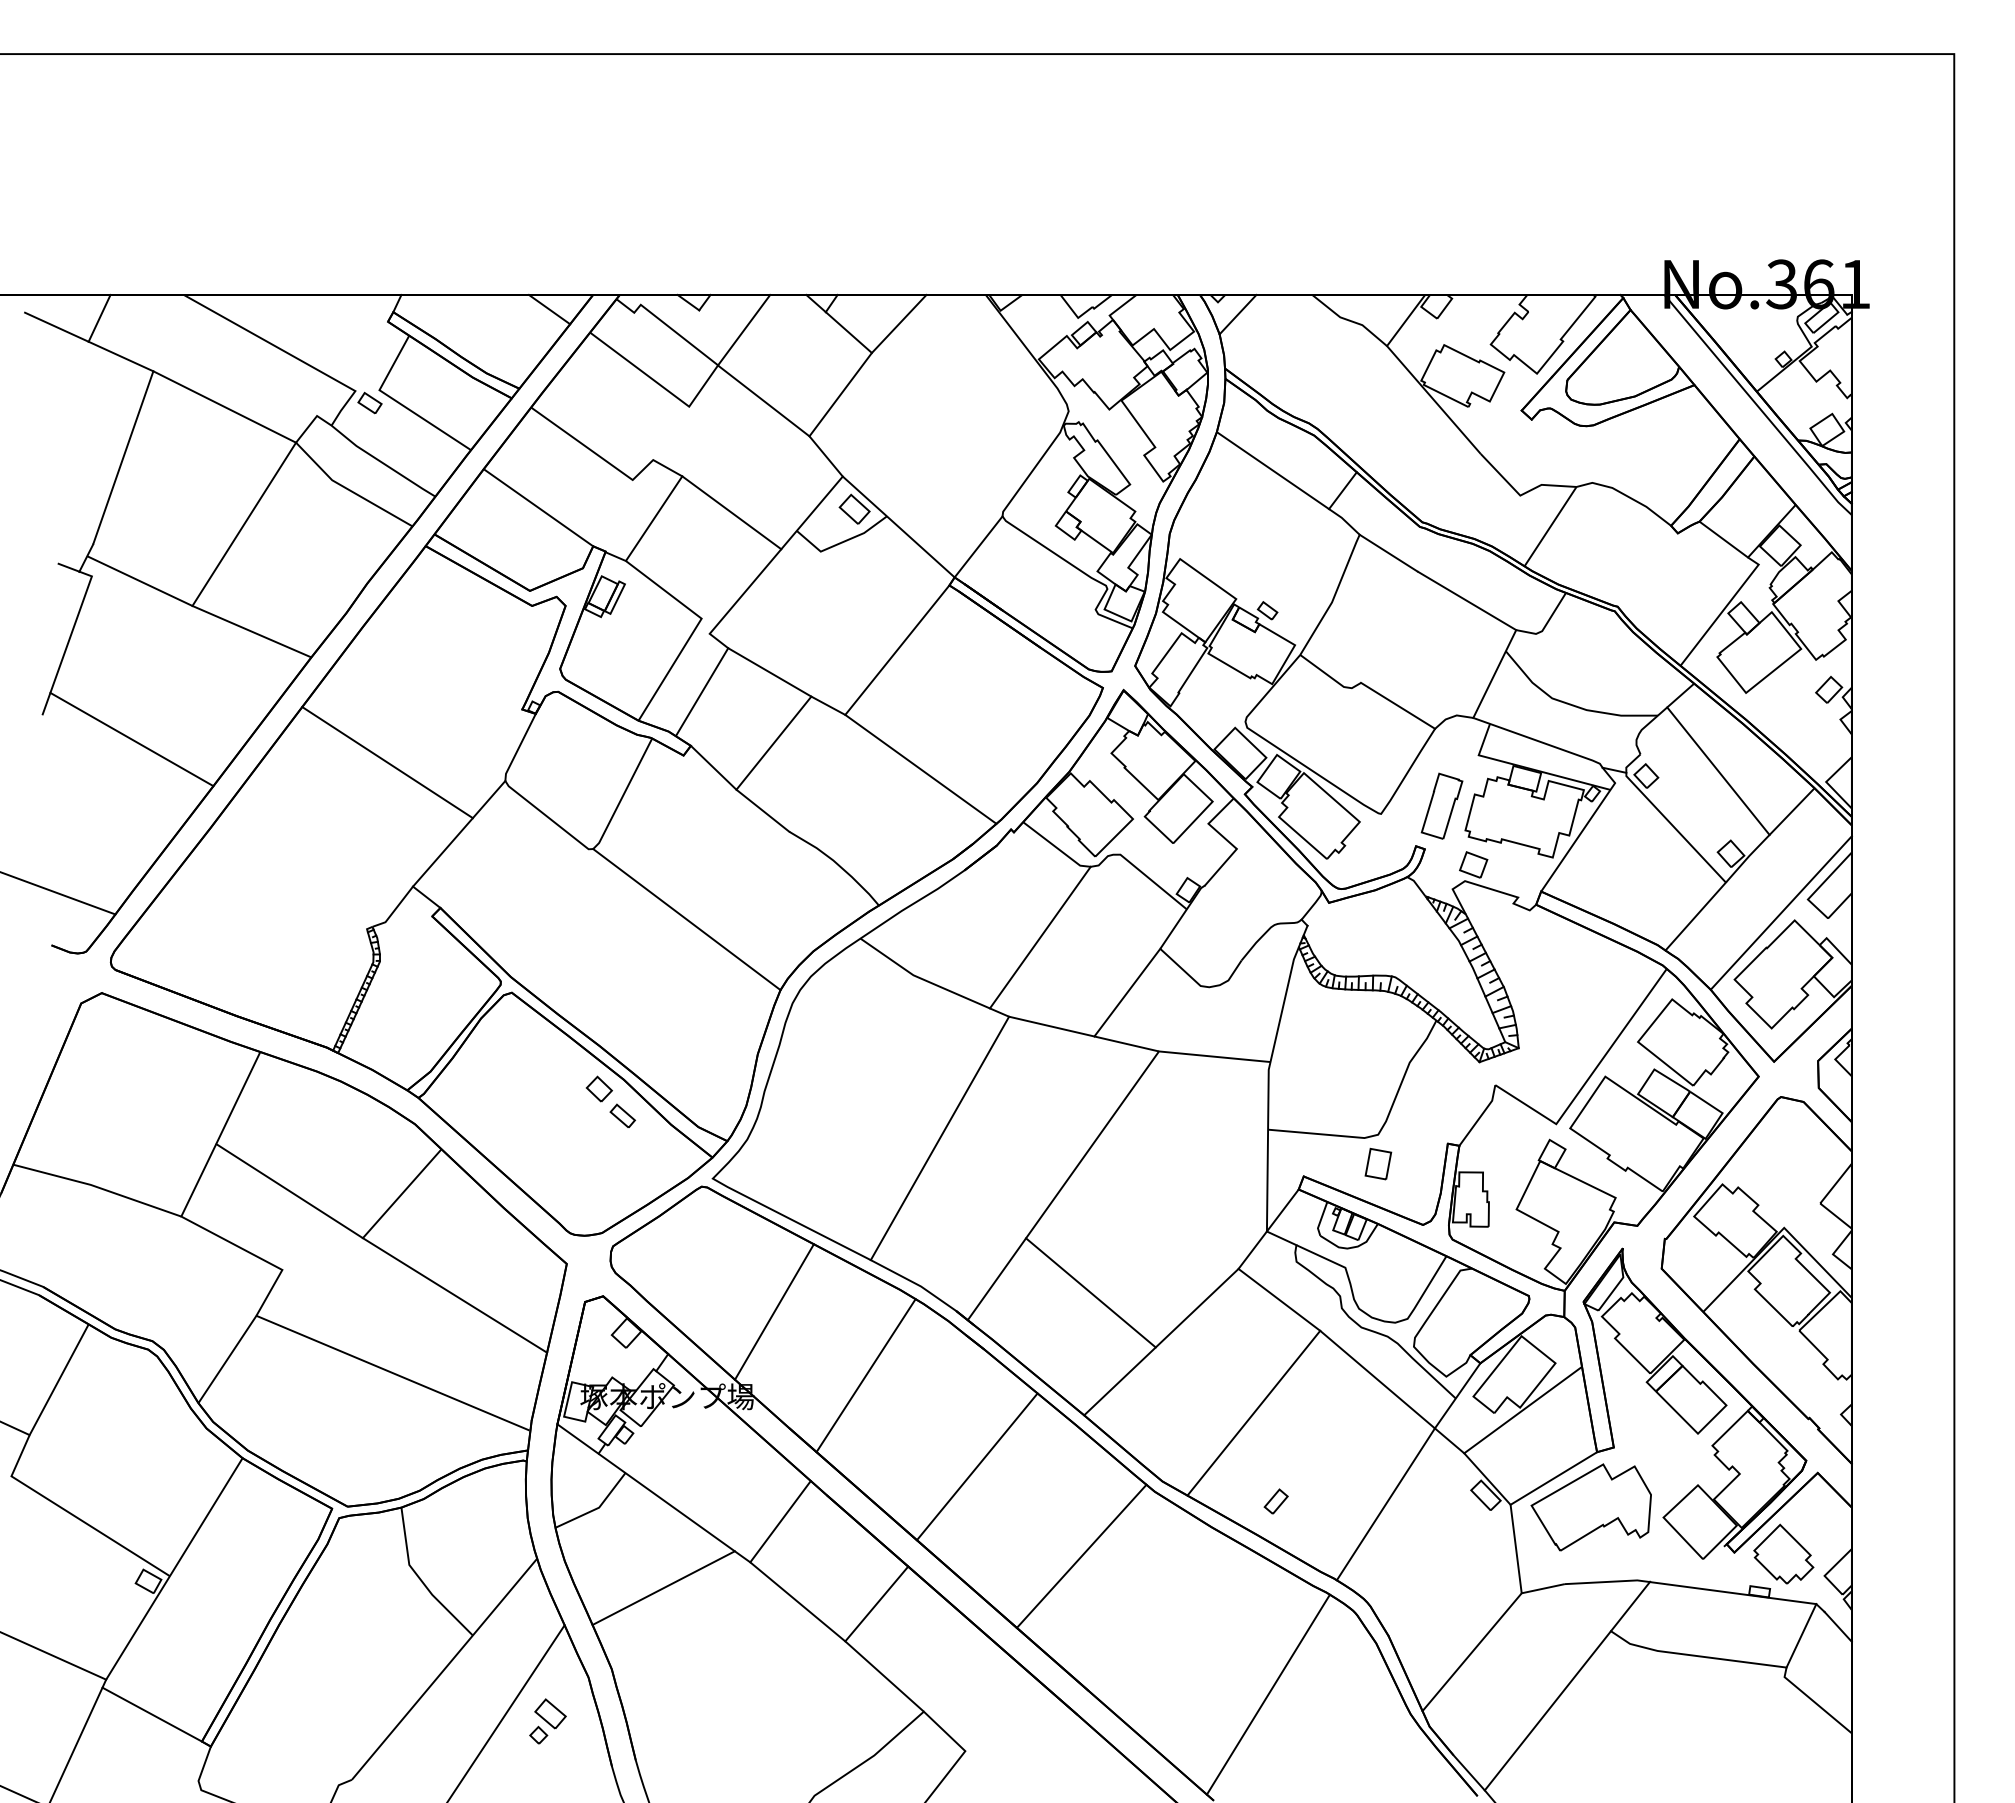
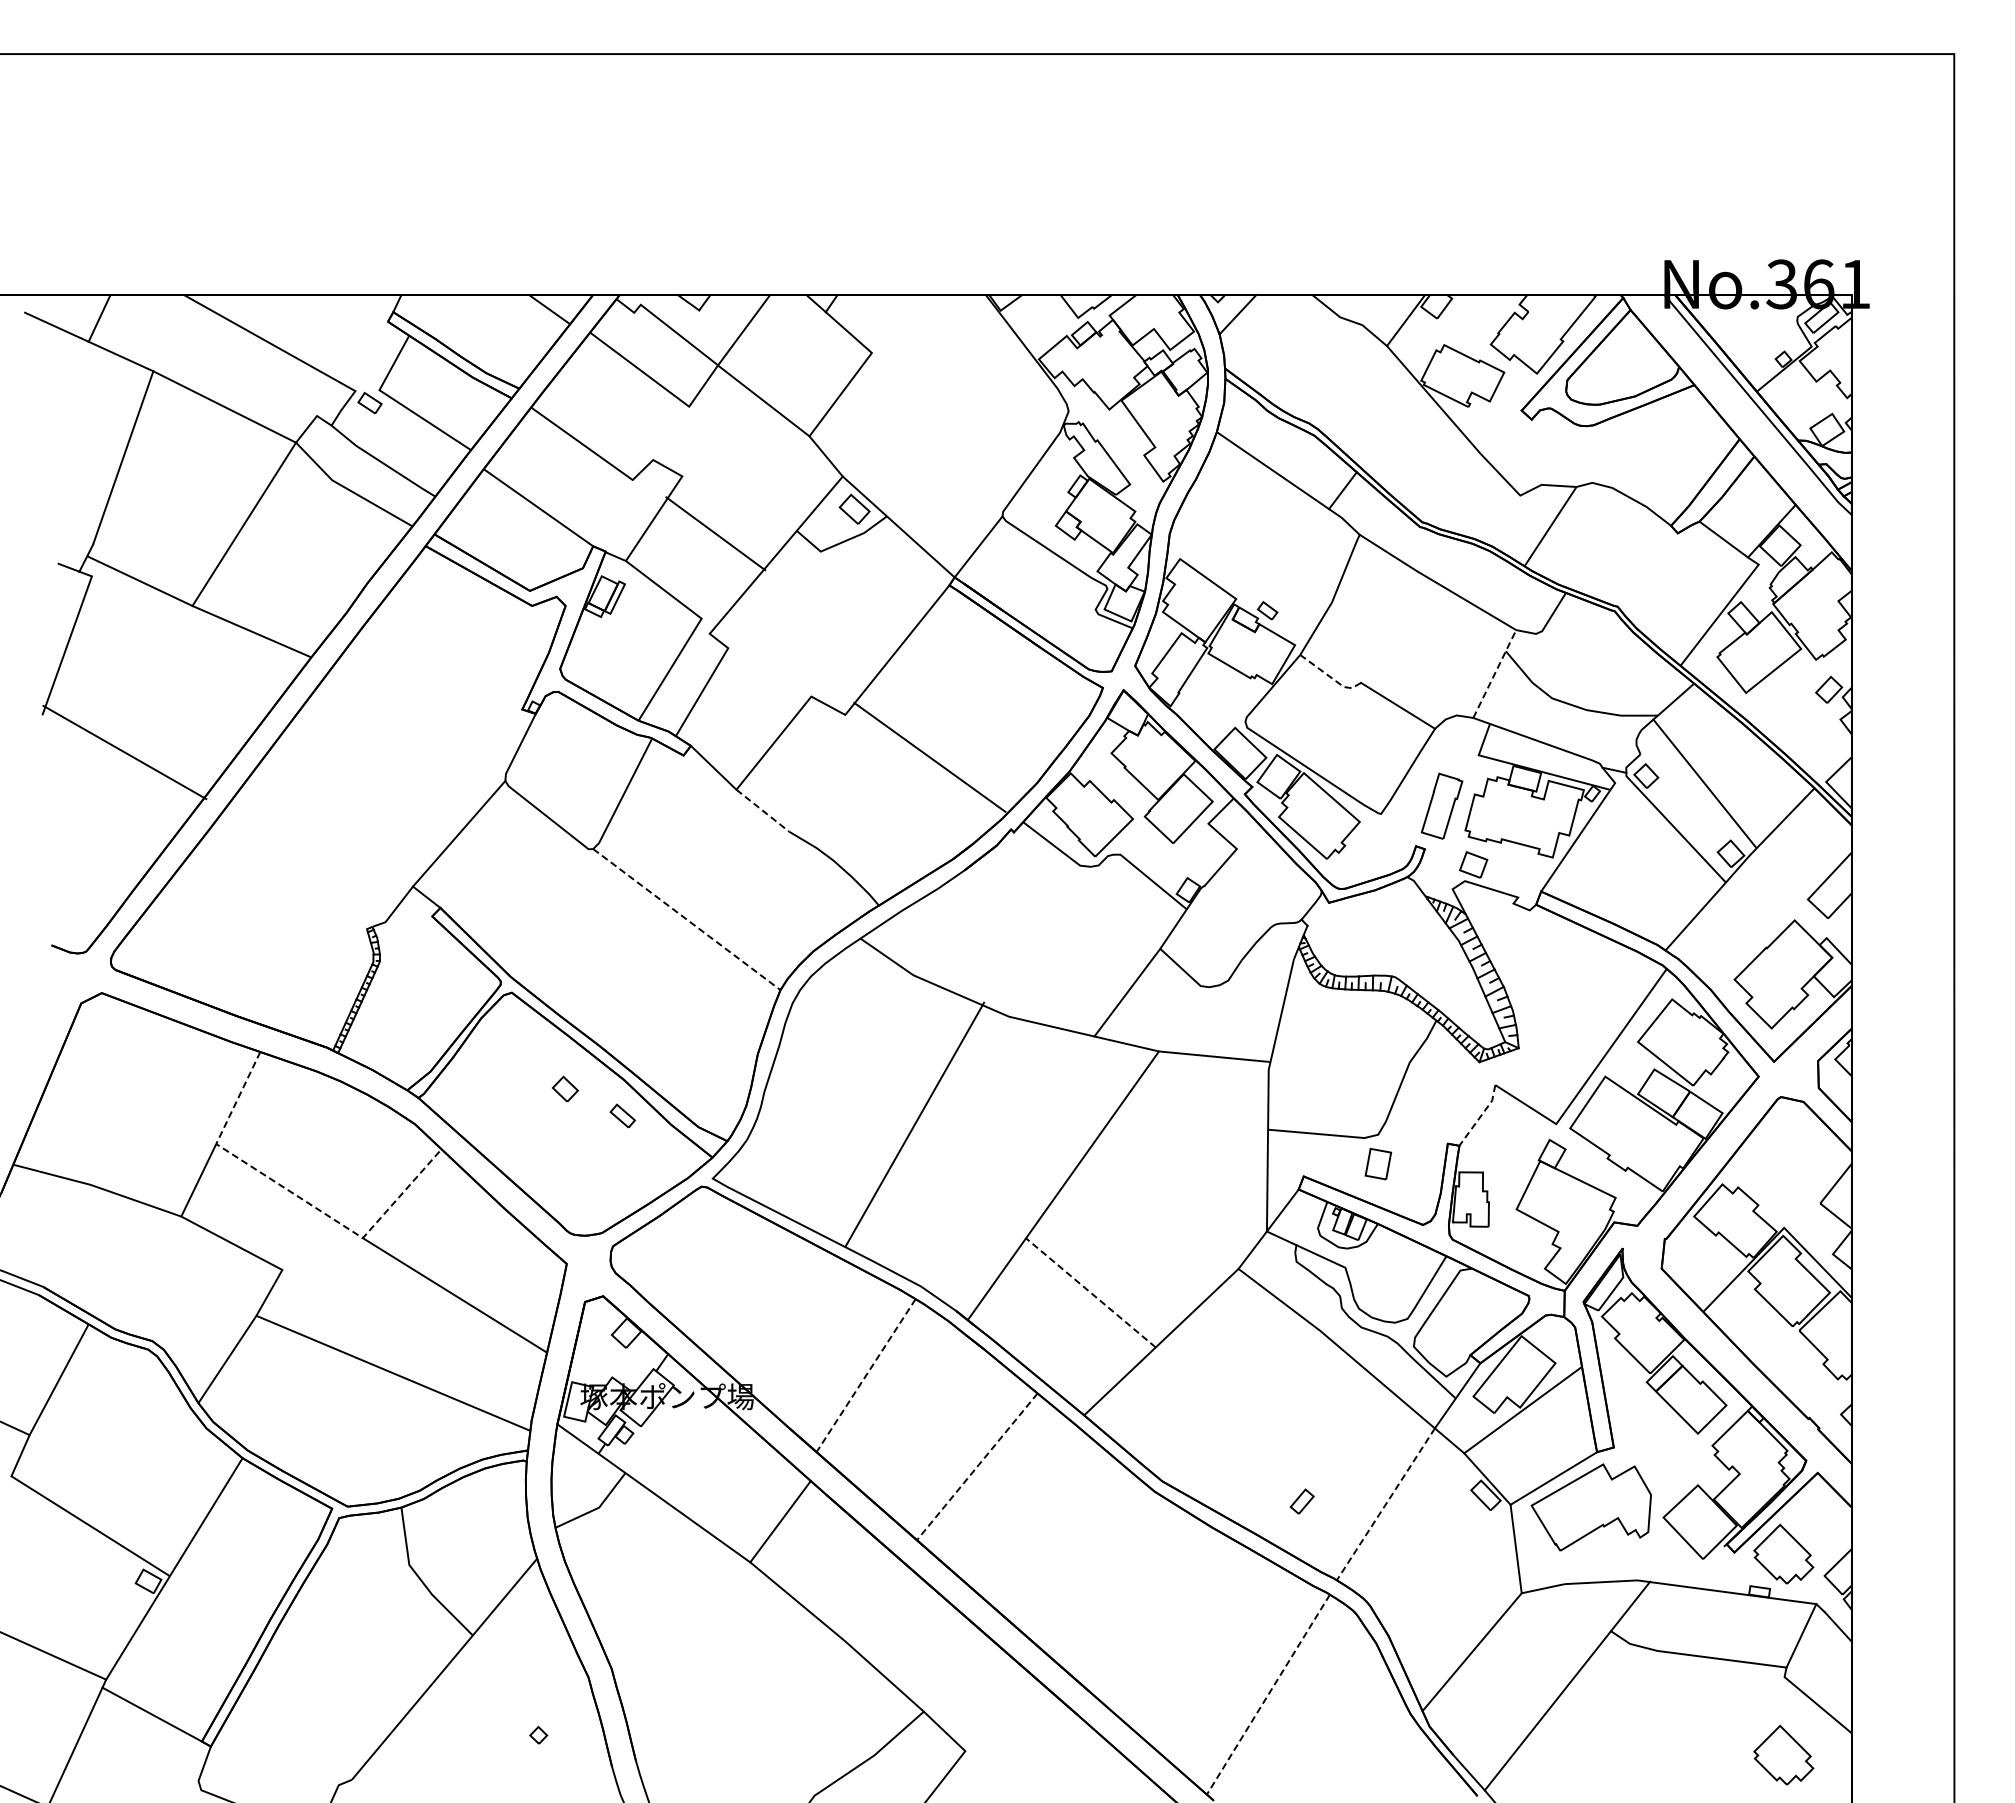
line: present -> none (898, 323)
line position: (731, 512) -> (715, 533) (715, 533)
line: present -> none (769, 672)
line: solid -> dashed (1494, 674)
line: solid -> dashed (1330, 677)
line position: (131, 739) -> (124, 752) (124, 752)
line: present -> none (387, 762)
line position: (920, 768) -> (929, 756) (929, 756)
line position: (1718, 770) -> (1704, 782) (1704, 782)
line: solid -> dashed (762, 810)
line: present -> none (58, 893)
line: present -> none (1780, 912)
line: solid -> dashed (687, 919)
line: present -> none (1039, 937)
part position: (598, 1088) -> (564, 1088) (564, 1088)
line: solid -> dashed (1480, 1116)
line position: (939, 1138) -> (914, 1124) (914, 1124)
line: solid -> dashed (296, 1195)
line: solid -> dashed (1090, 1292)
line: present -> none (774, 1311)
line: solid -> dashed (865, 1376)
line: present -> none (1253, 1412)
line: solid -> dashed (977, 1466)
part position: (1275, 1501) -> (1301, 1501) (1301, 1501)
line: solid -> dashed (1385, 1504)
line: present -> none (1081, 1555)
line: present -> none (663, 1587)
line: present -> none (876, 1603)
line: solid -> dashed (1268, 1695)
line: present -> none (506, 1712)
part: present -> none (550, 1713)
part: none -> present (1783, 1754)
